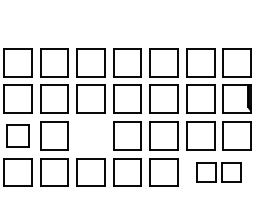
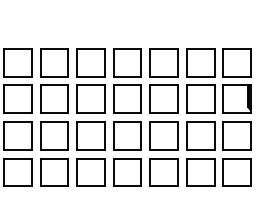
part size: 24x24 px -> 30x30 px (17, 135)
part: none -> present (90, 135)
part size: 46x21 px -> 66x29 px (218, 172)
